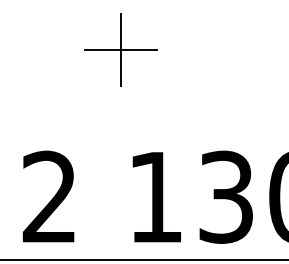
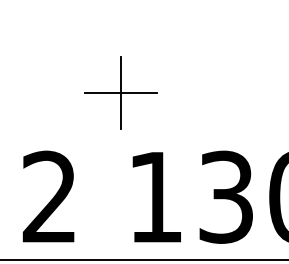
part position: (120, 49) -> (120, 92) (120, 92)
